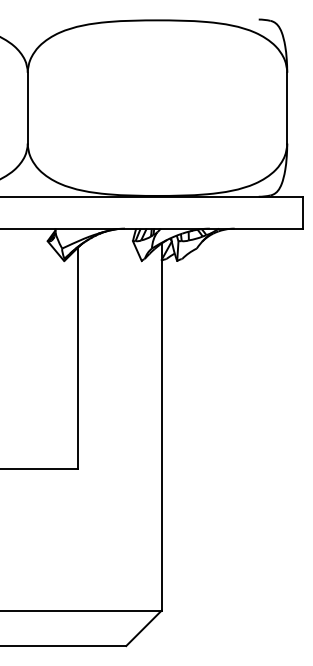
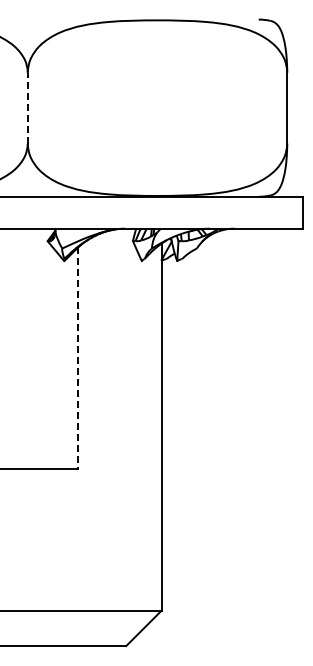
line: solid -> dashed (27, 107)
line: solid -> dashed (78, 358)
